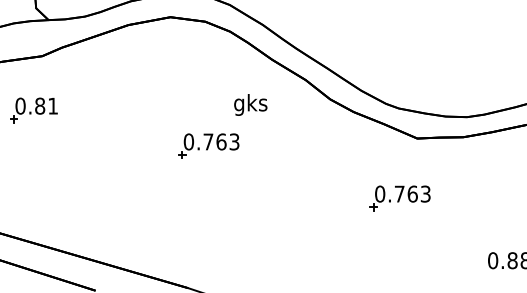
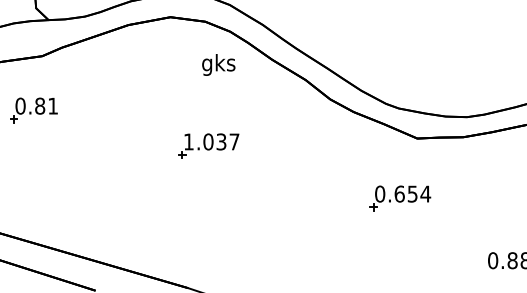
text position: (250, 104) -> (218, 64) (218, 64)
text: 0.763 -> 1.037 (211, 141)
text: 0.763 -> 0.654 (412, 193)
